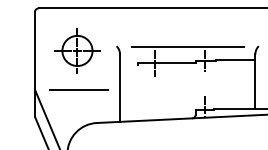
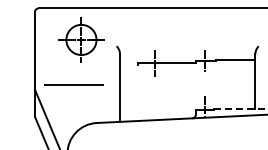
line: present -> none (187, 47)
part position: (77, 50) -> (81, 39) (81, 39)
line position: (78, 89) -> (73, 84) (73, 84)
line: solid -> dashed (241, 108)
